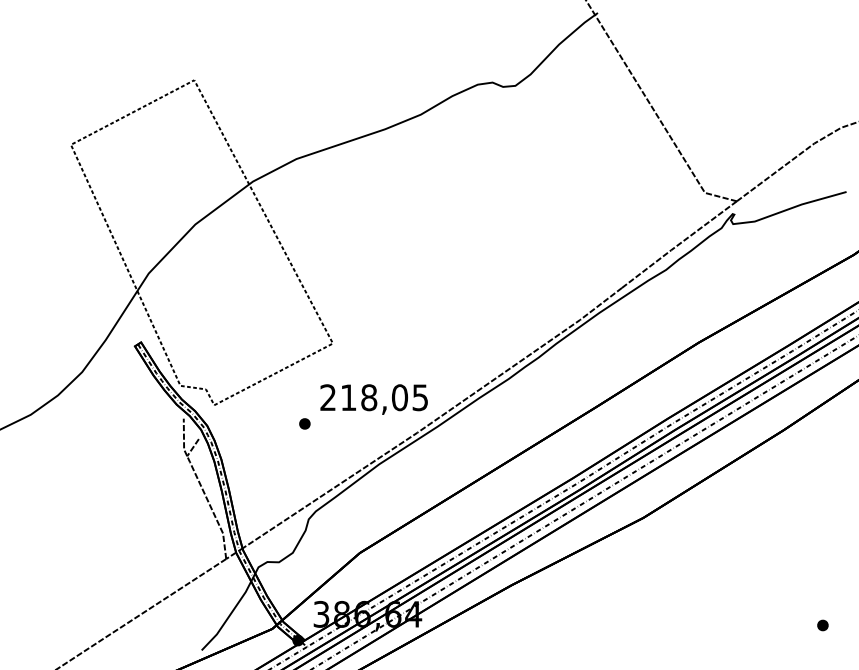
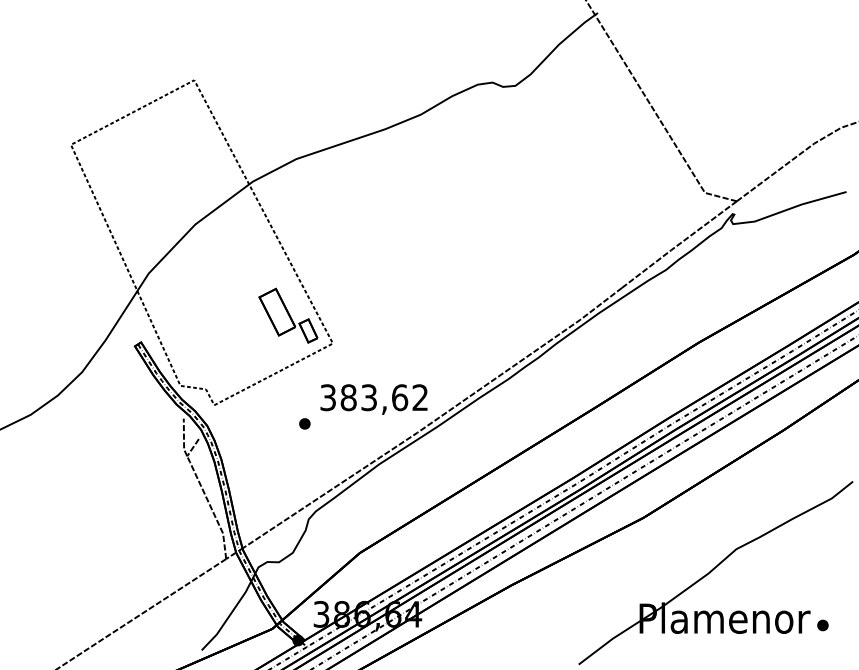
part: none -> present (288, 315)
text: 218,05 -> 383,62 (373, 397)
part: none -> present (715, 573)
